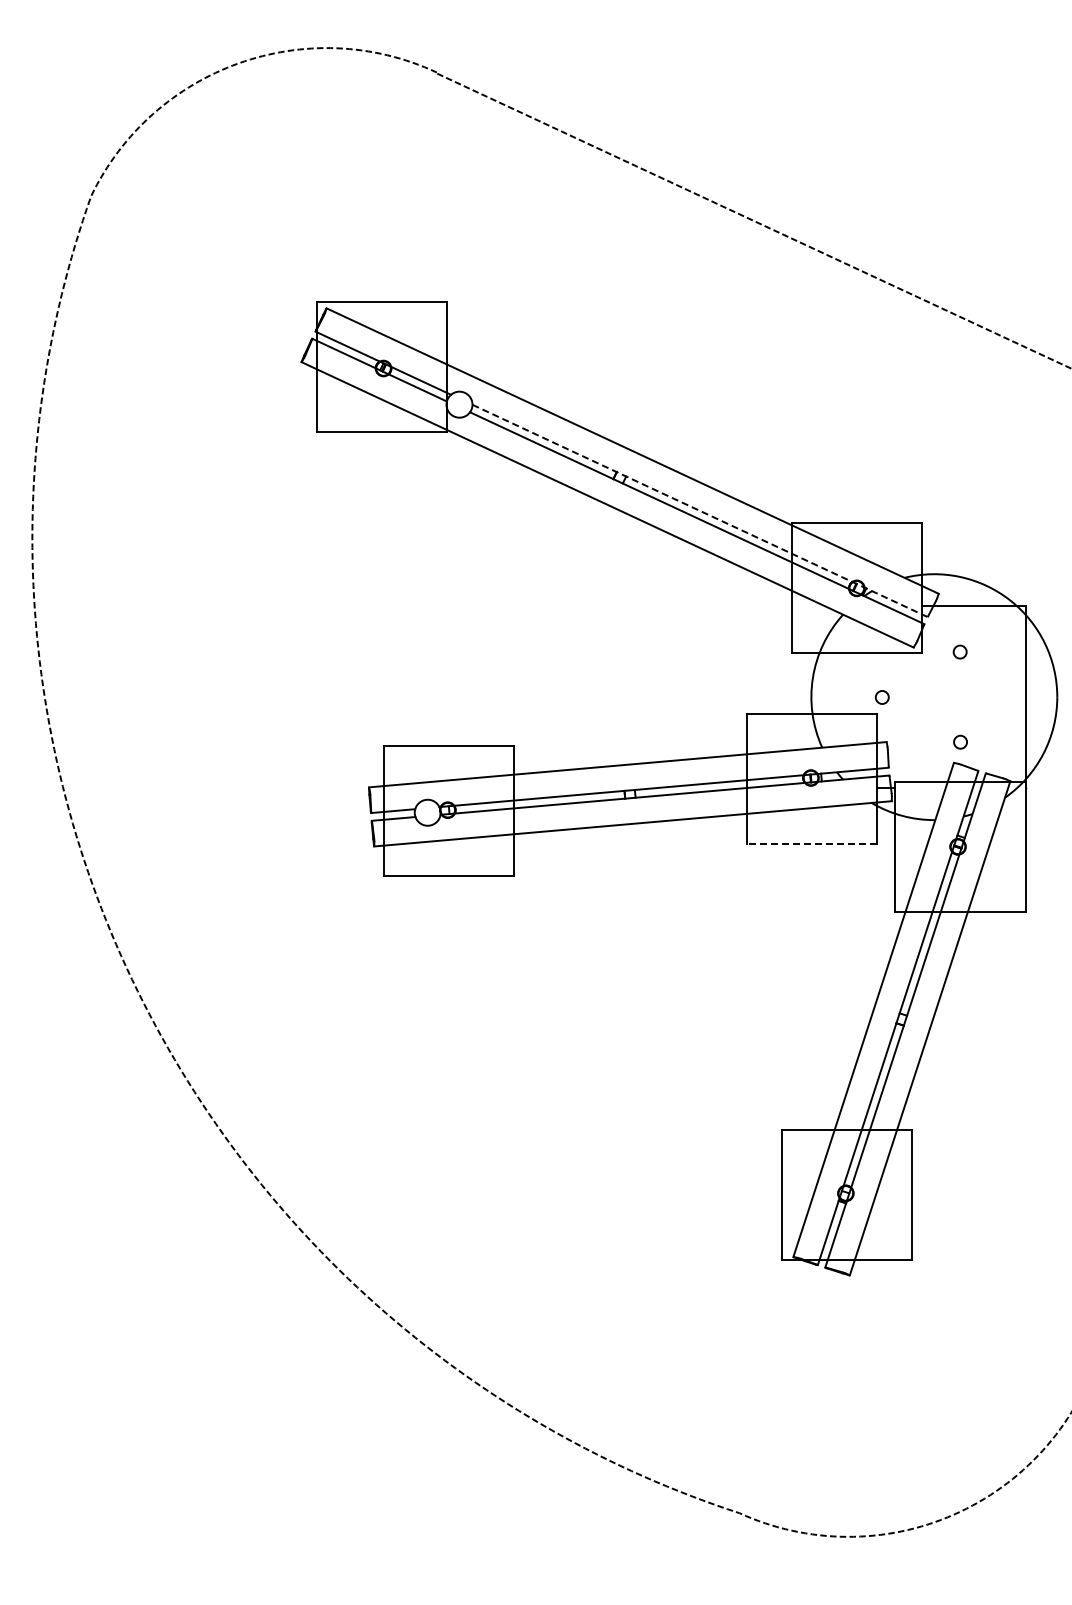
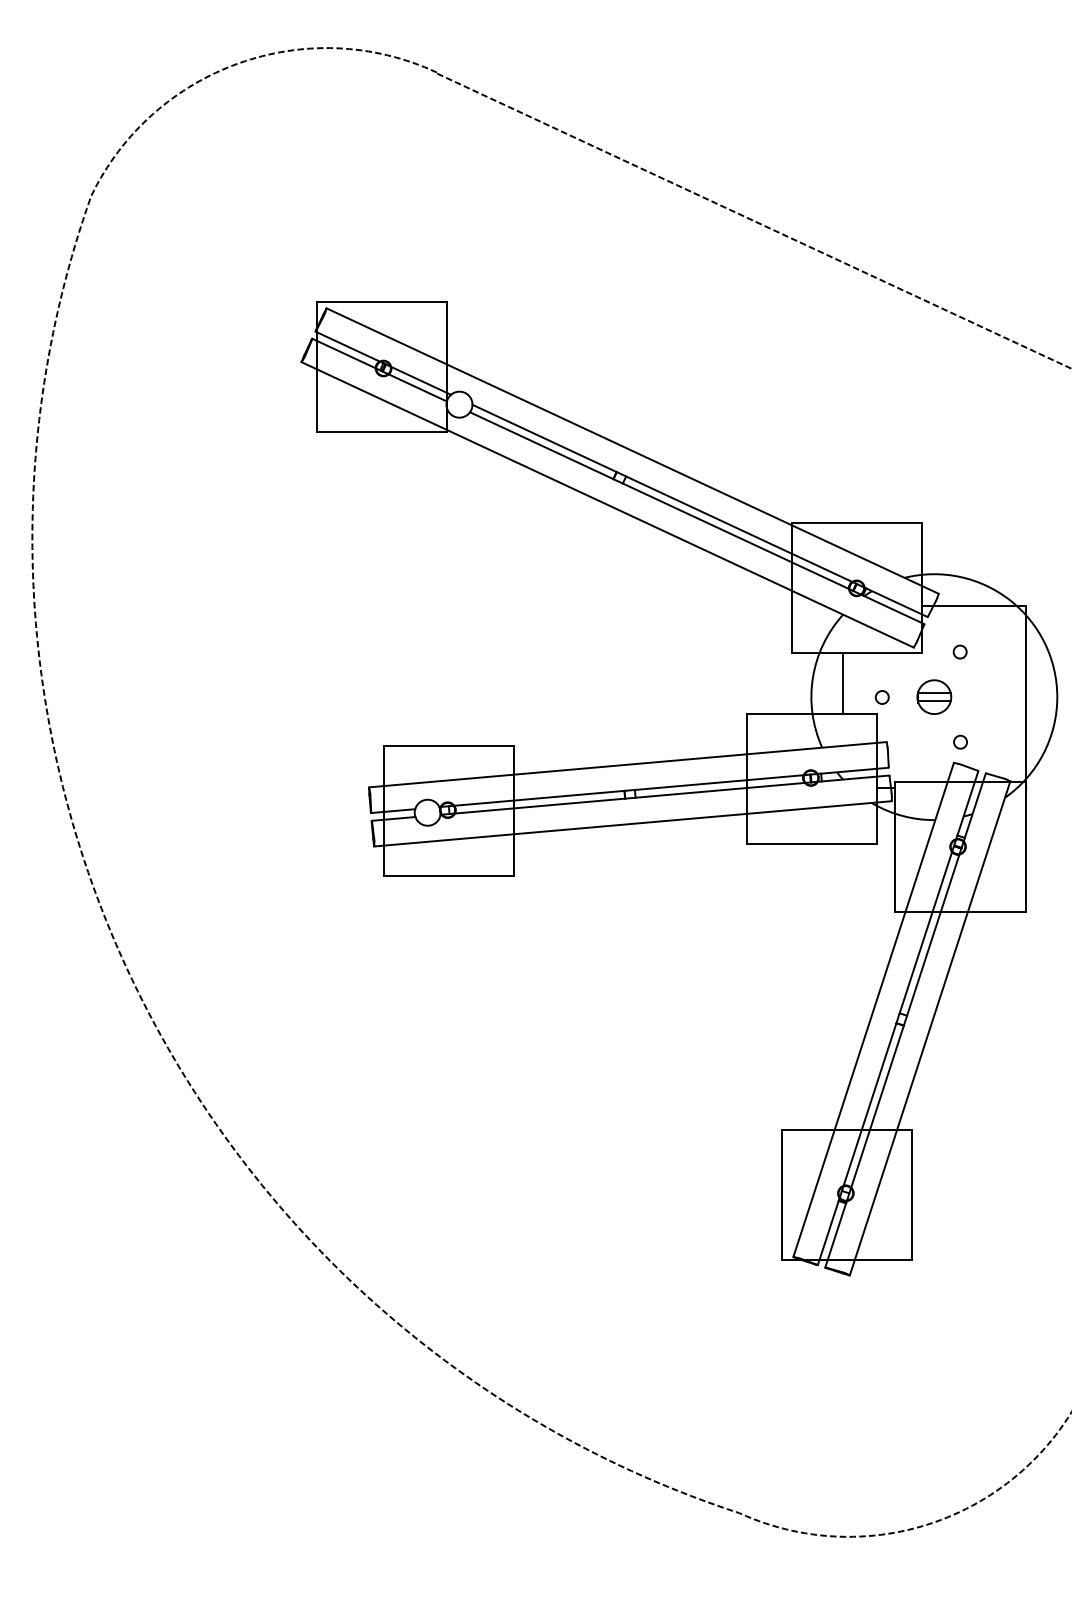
line: dashed -> solid (700, 511)
line: none -> present (843, 683)
part: none -> present (934, 696)
line: dashed -> solid (811, 843)
